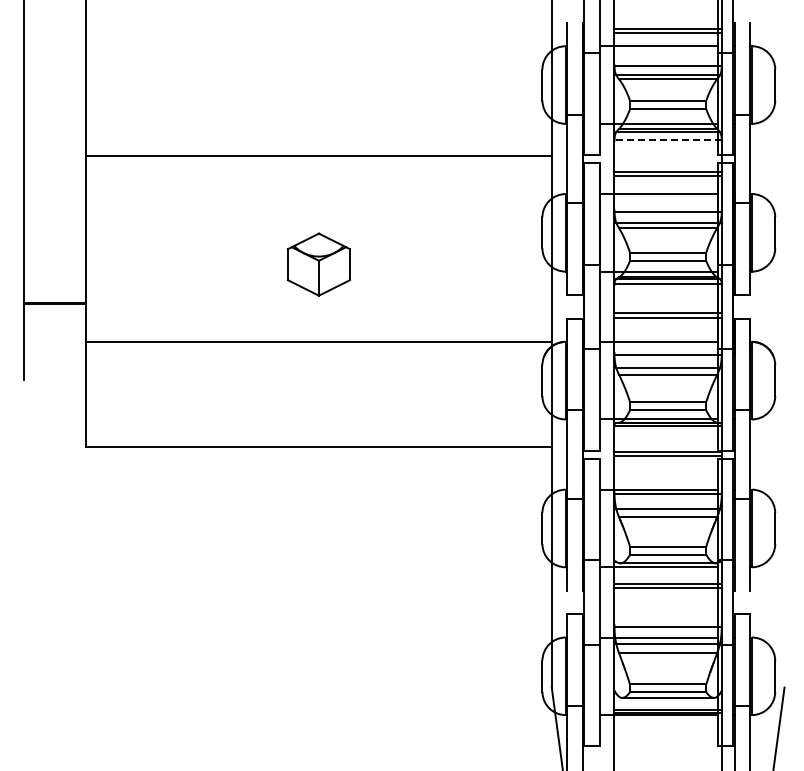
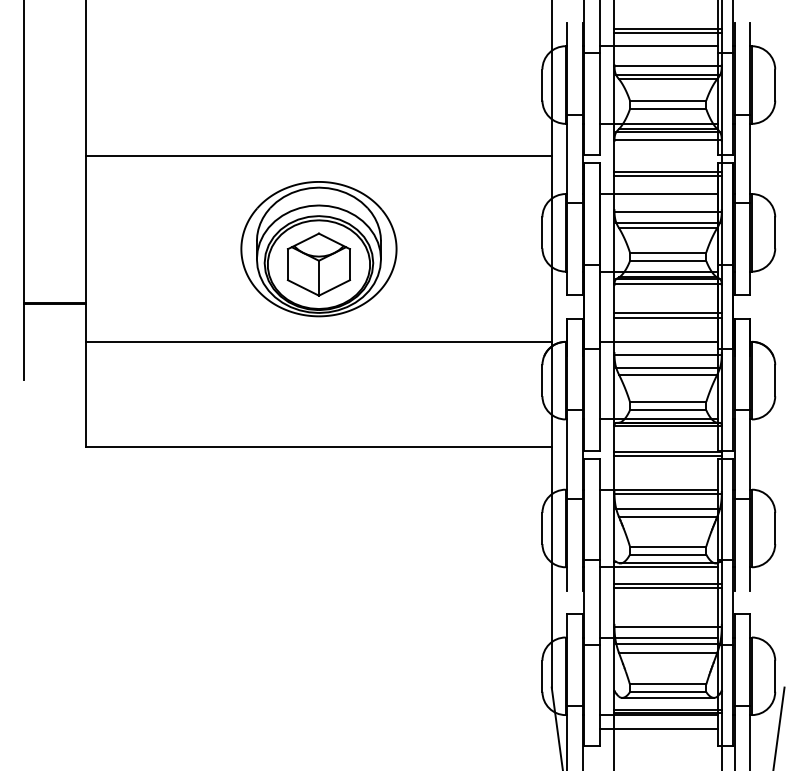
line: dashed -> solid (668, 139)
part: none -> present (318, 249)
line: none -> present (658, 729)
